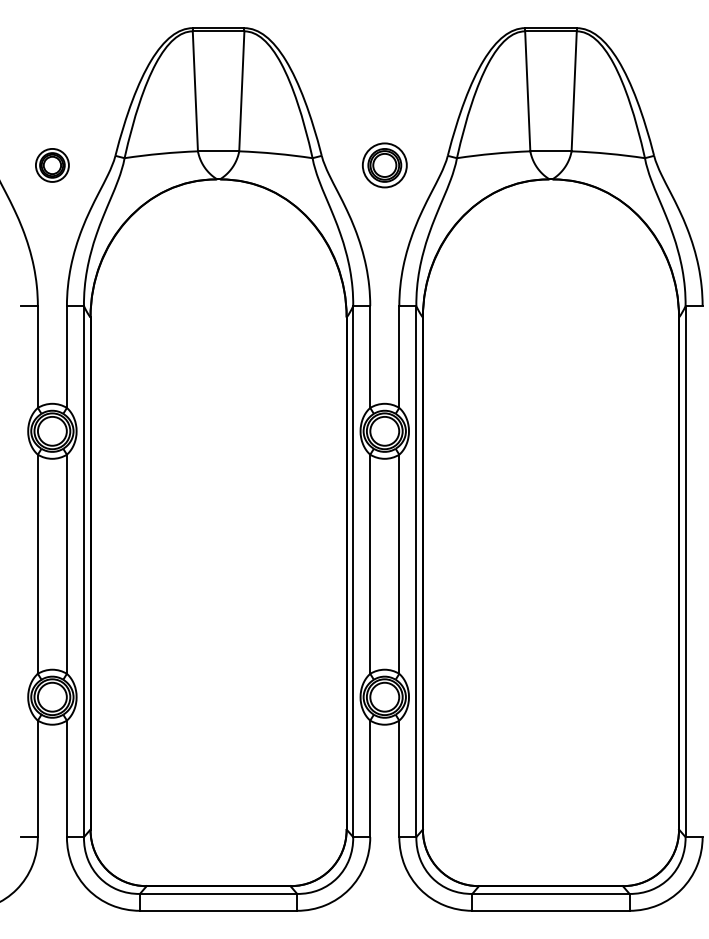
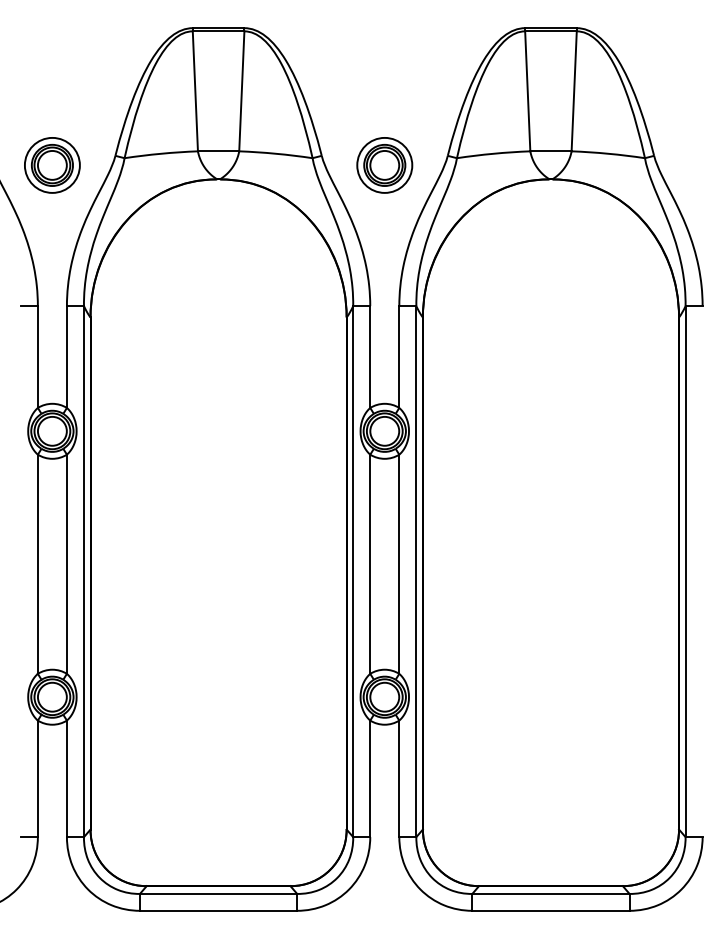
part size: 35x35 px -> 57x57 px (52, 165)
part size: 47x47 px -> 58x57 px (384, 165)
